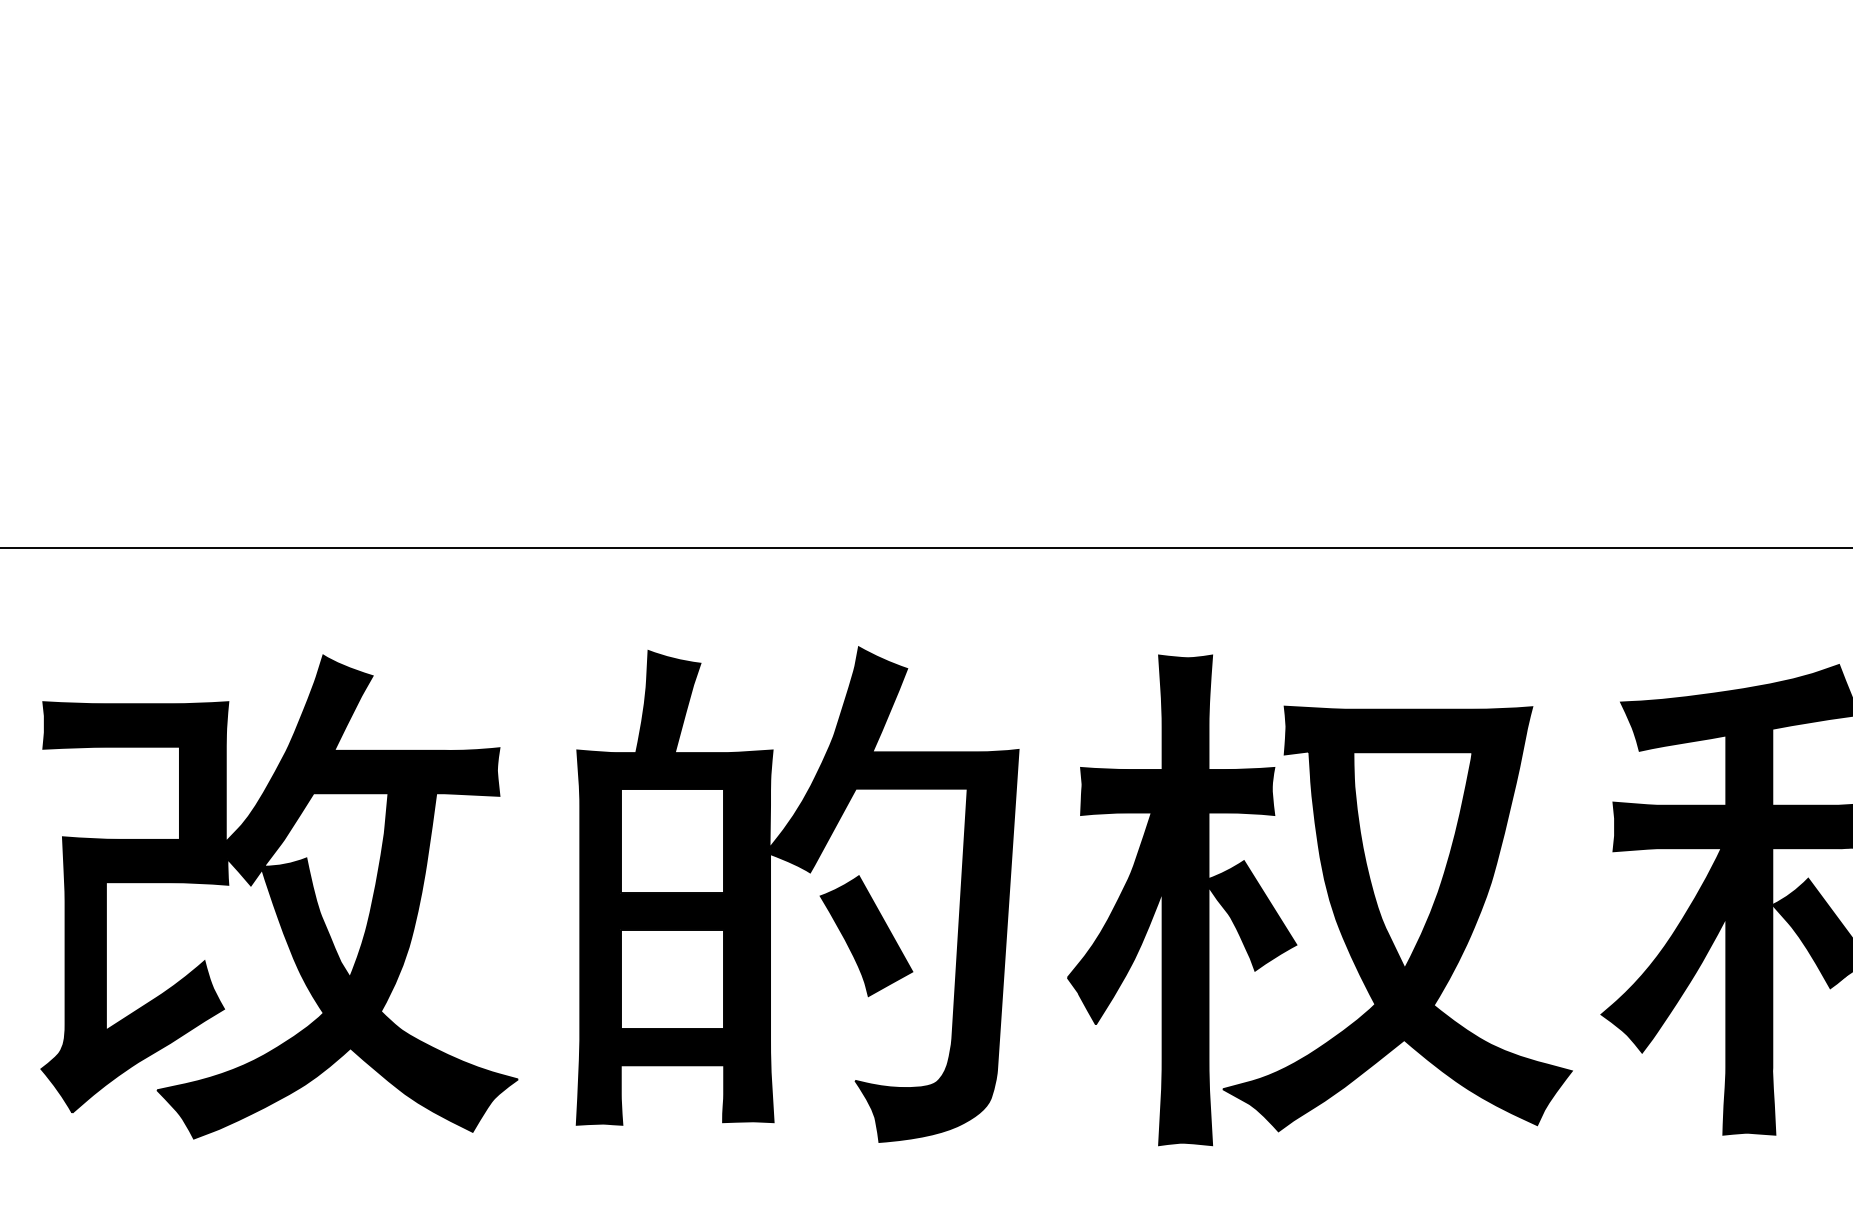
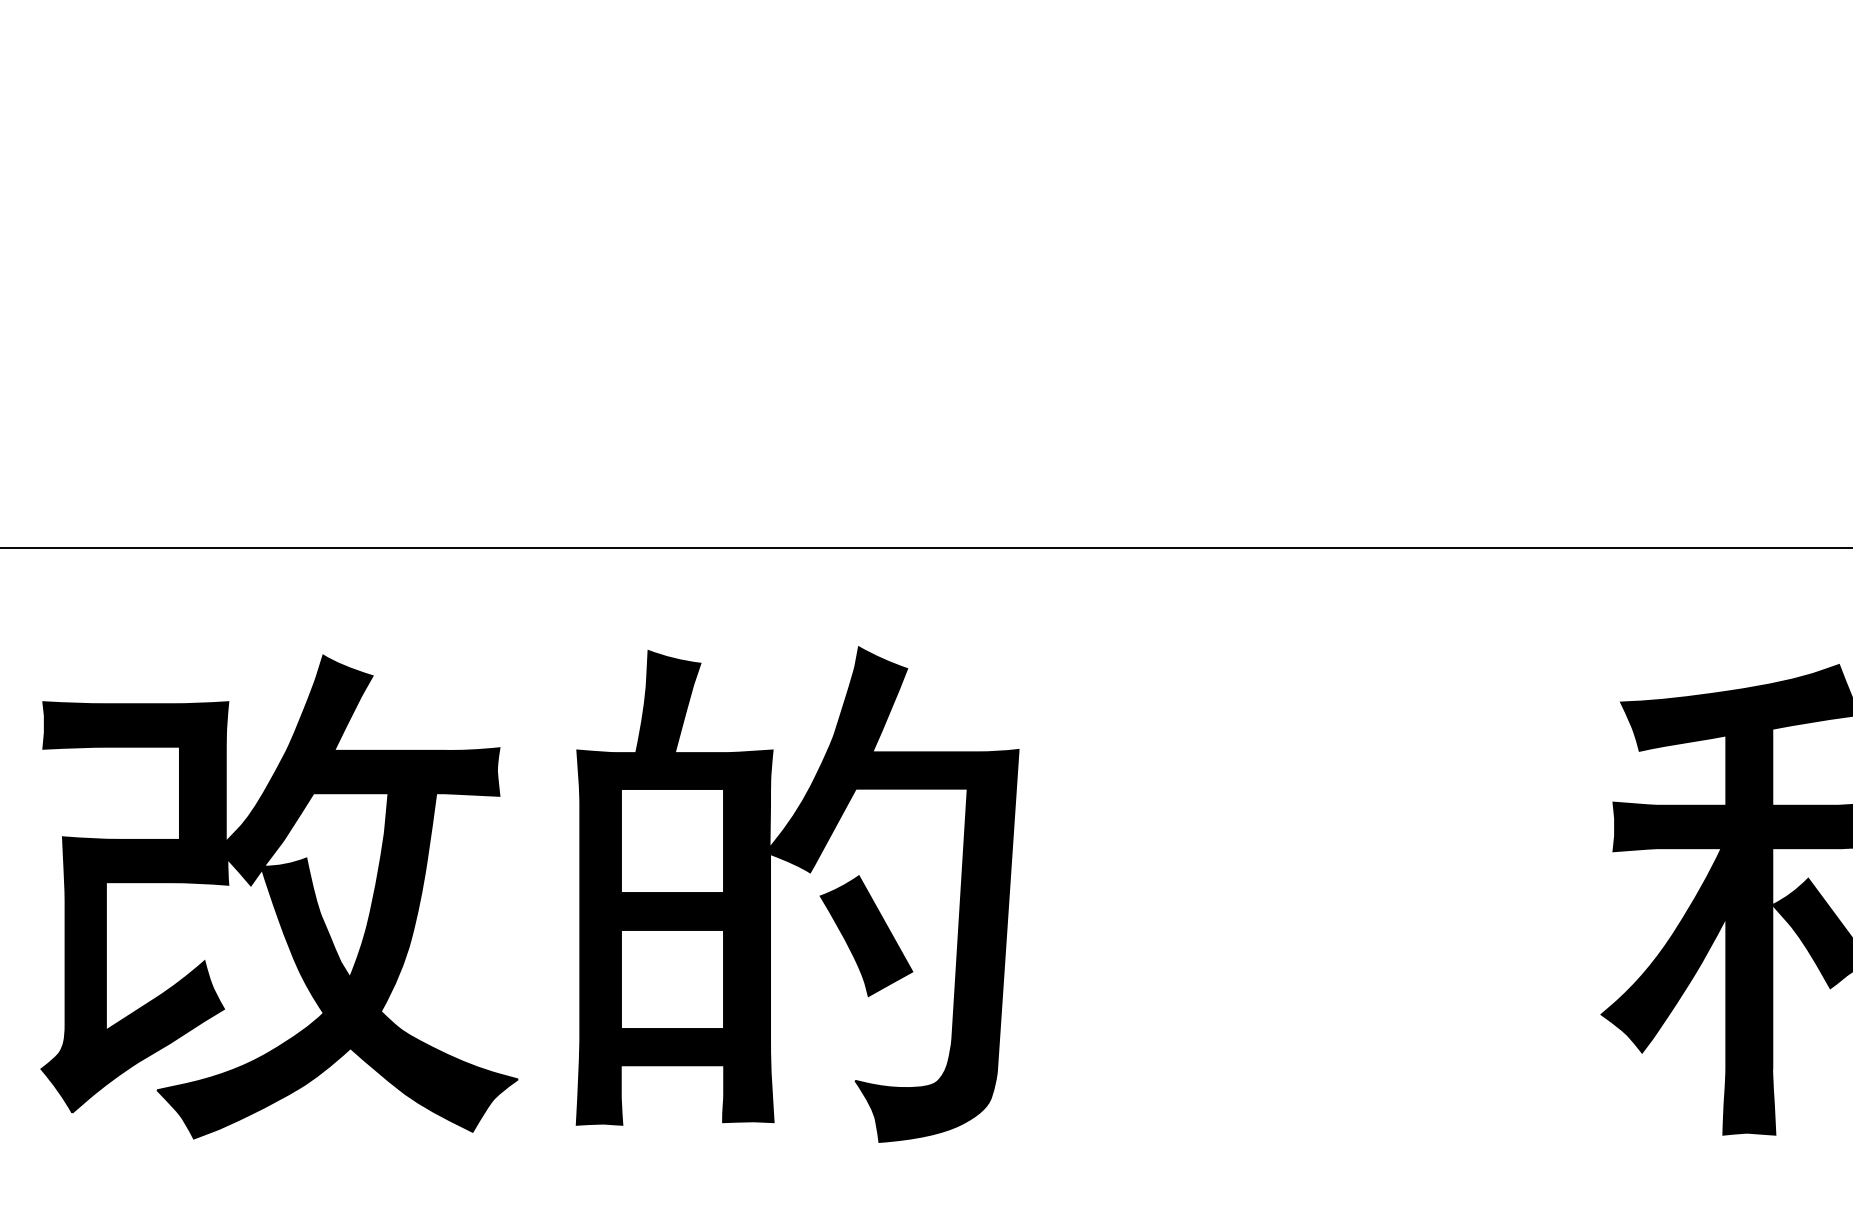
part: present -> none (1328, 898)
